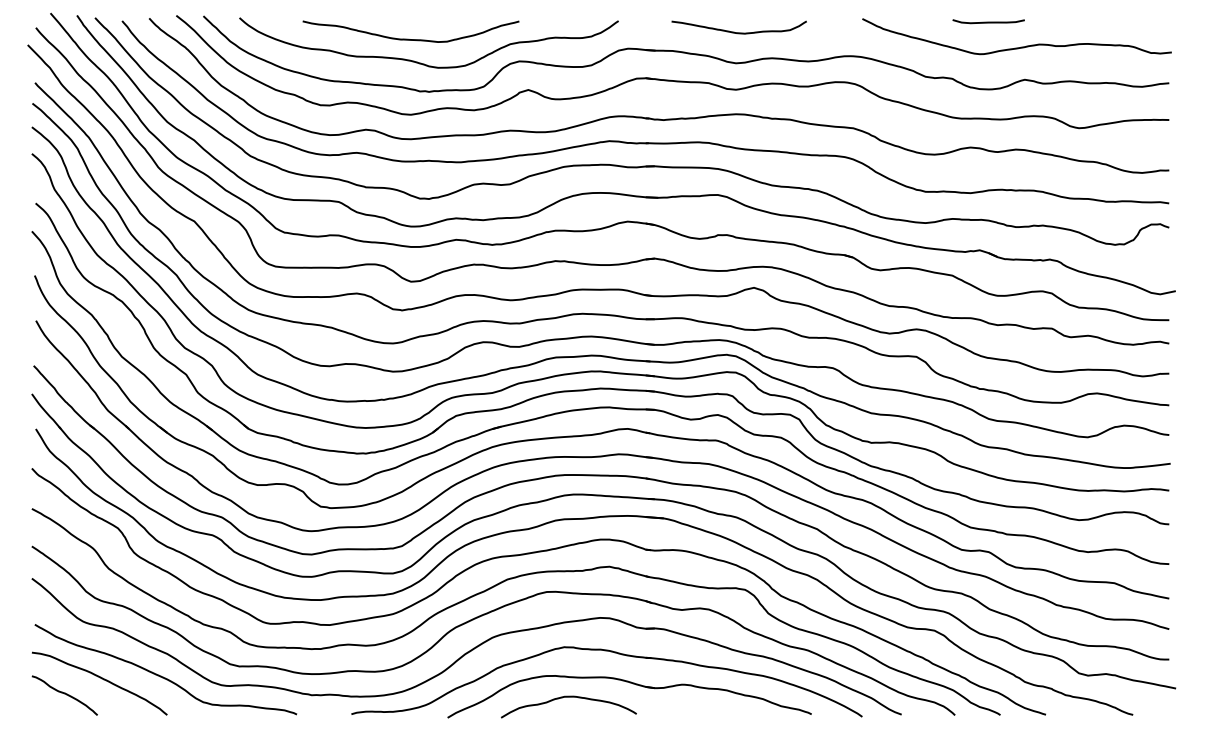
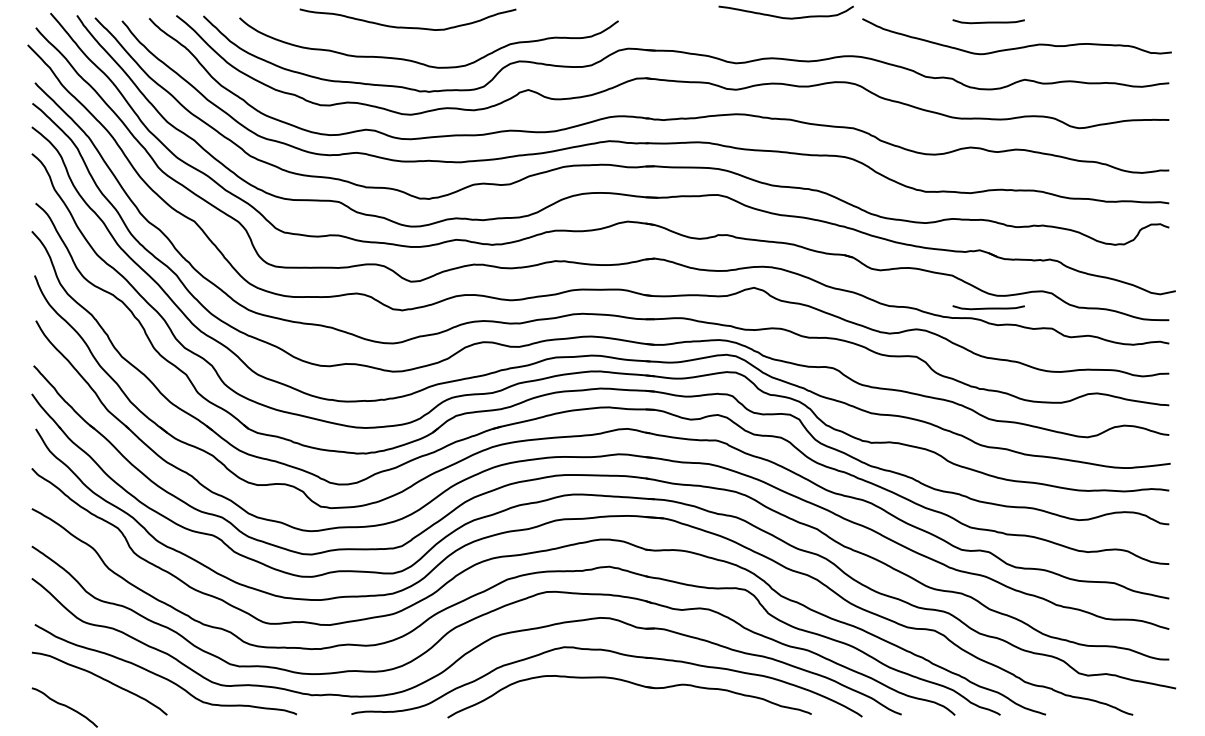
curve position: (738, 32) -> (785, 17) (785, 17)
curve position: (408, 38) -> (405, 26) (405, 26)
curve: none -> present (988, 307)
curve position: (64, 694) -> (64, 706) (64, 706)
curve: present -> none (568, 697)
